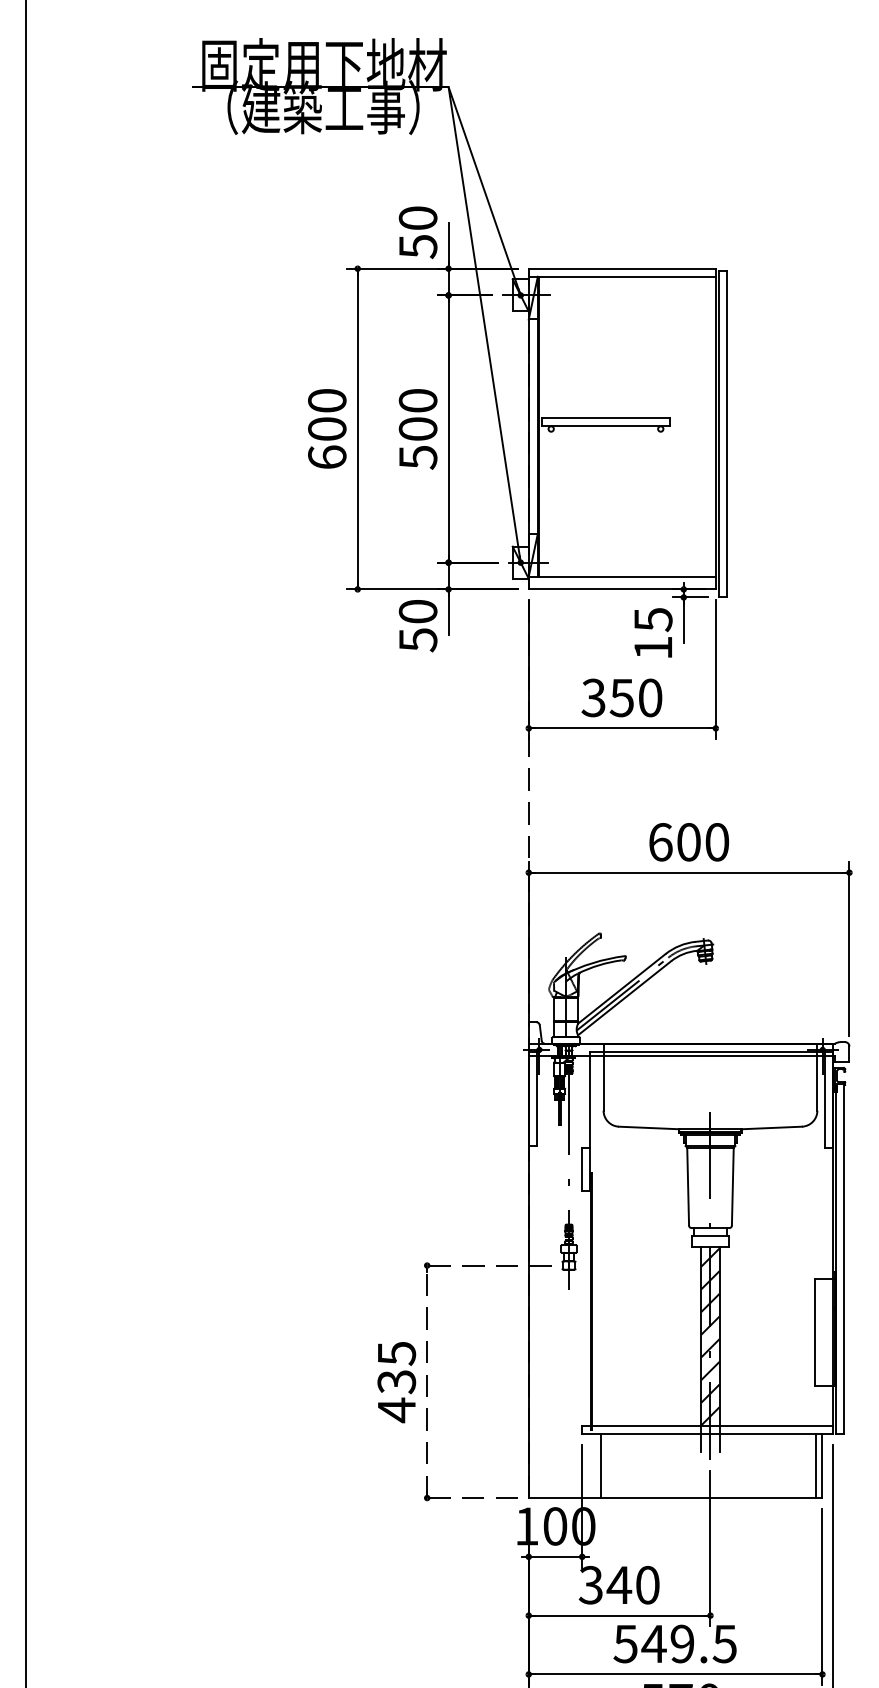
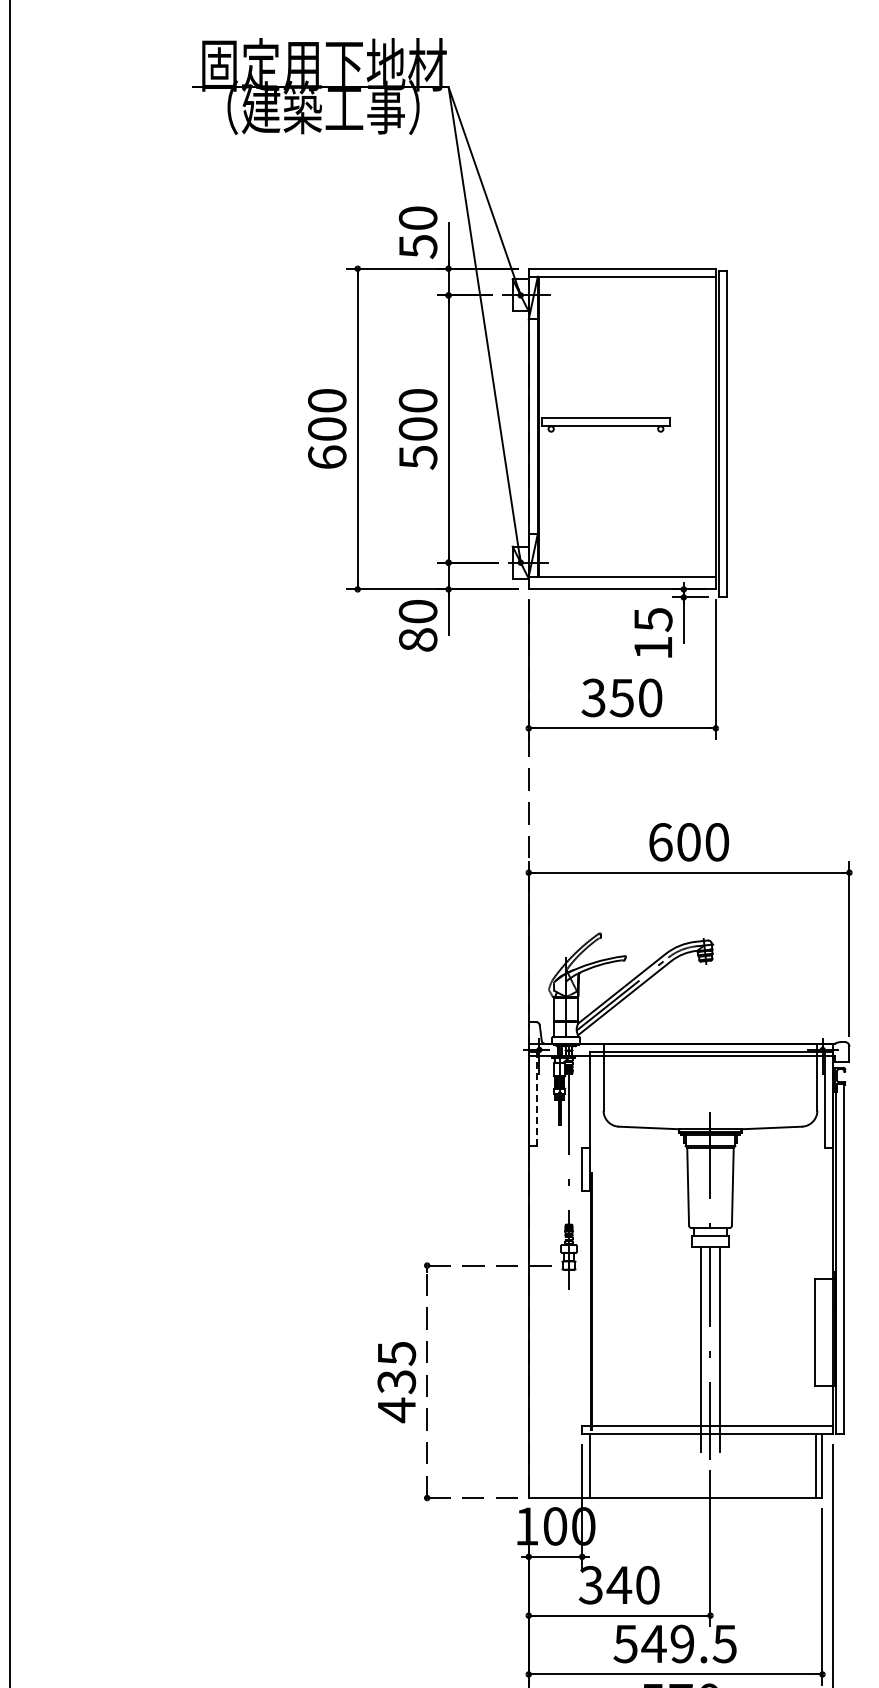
text: 50 -> 80 (418, 640)
line position: (26, 843) -> (10, 843) (10, 843)
line: solid -> dashed (537, 1098)
hatch: present -> none (710, 1336)
line position: (600, 1465) -> (589, 1465) (589, 1465)
